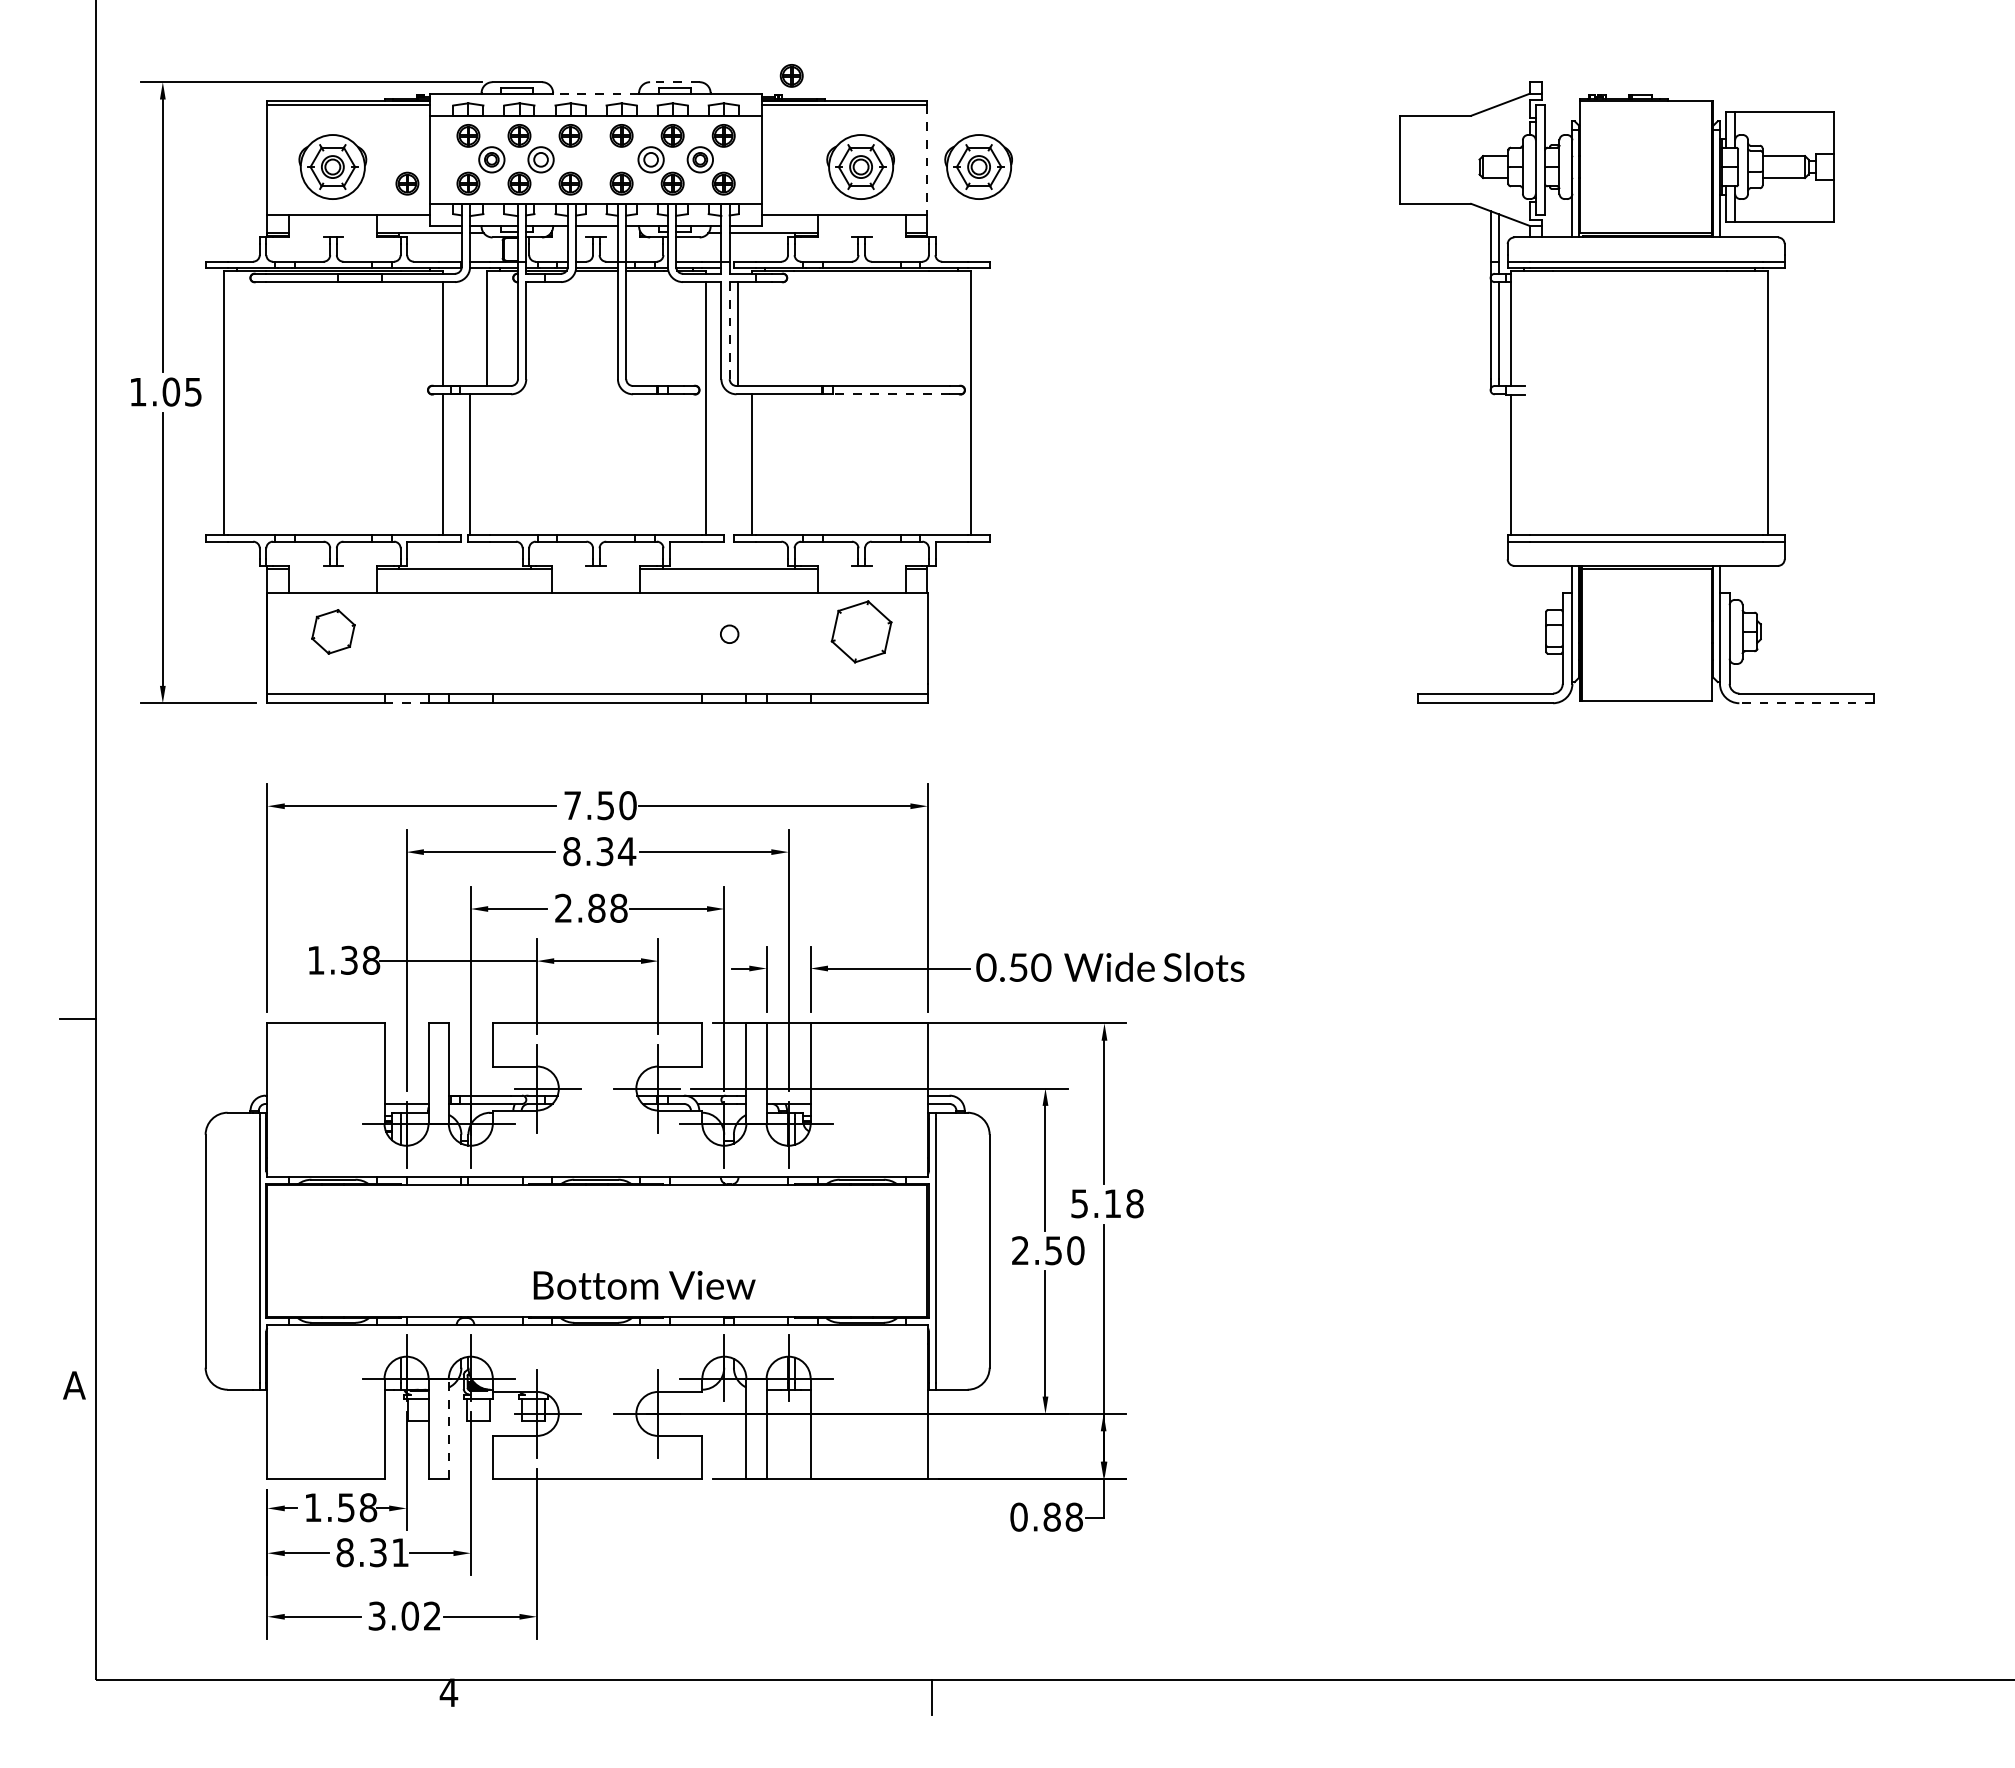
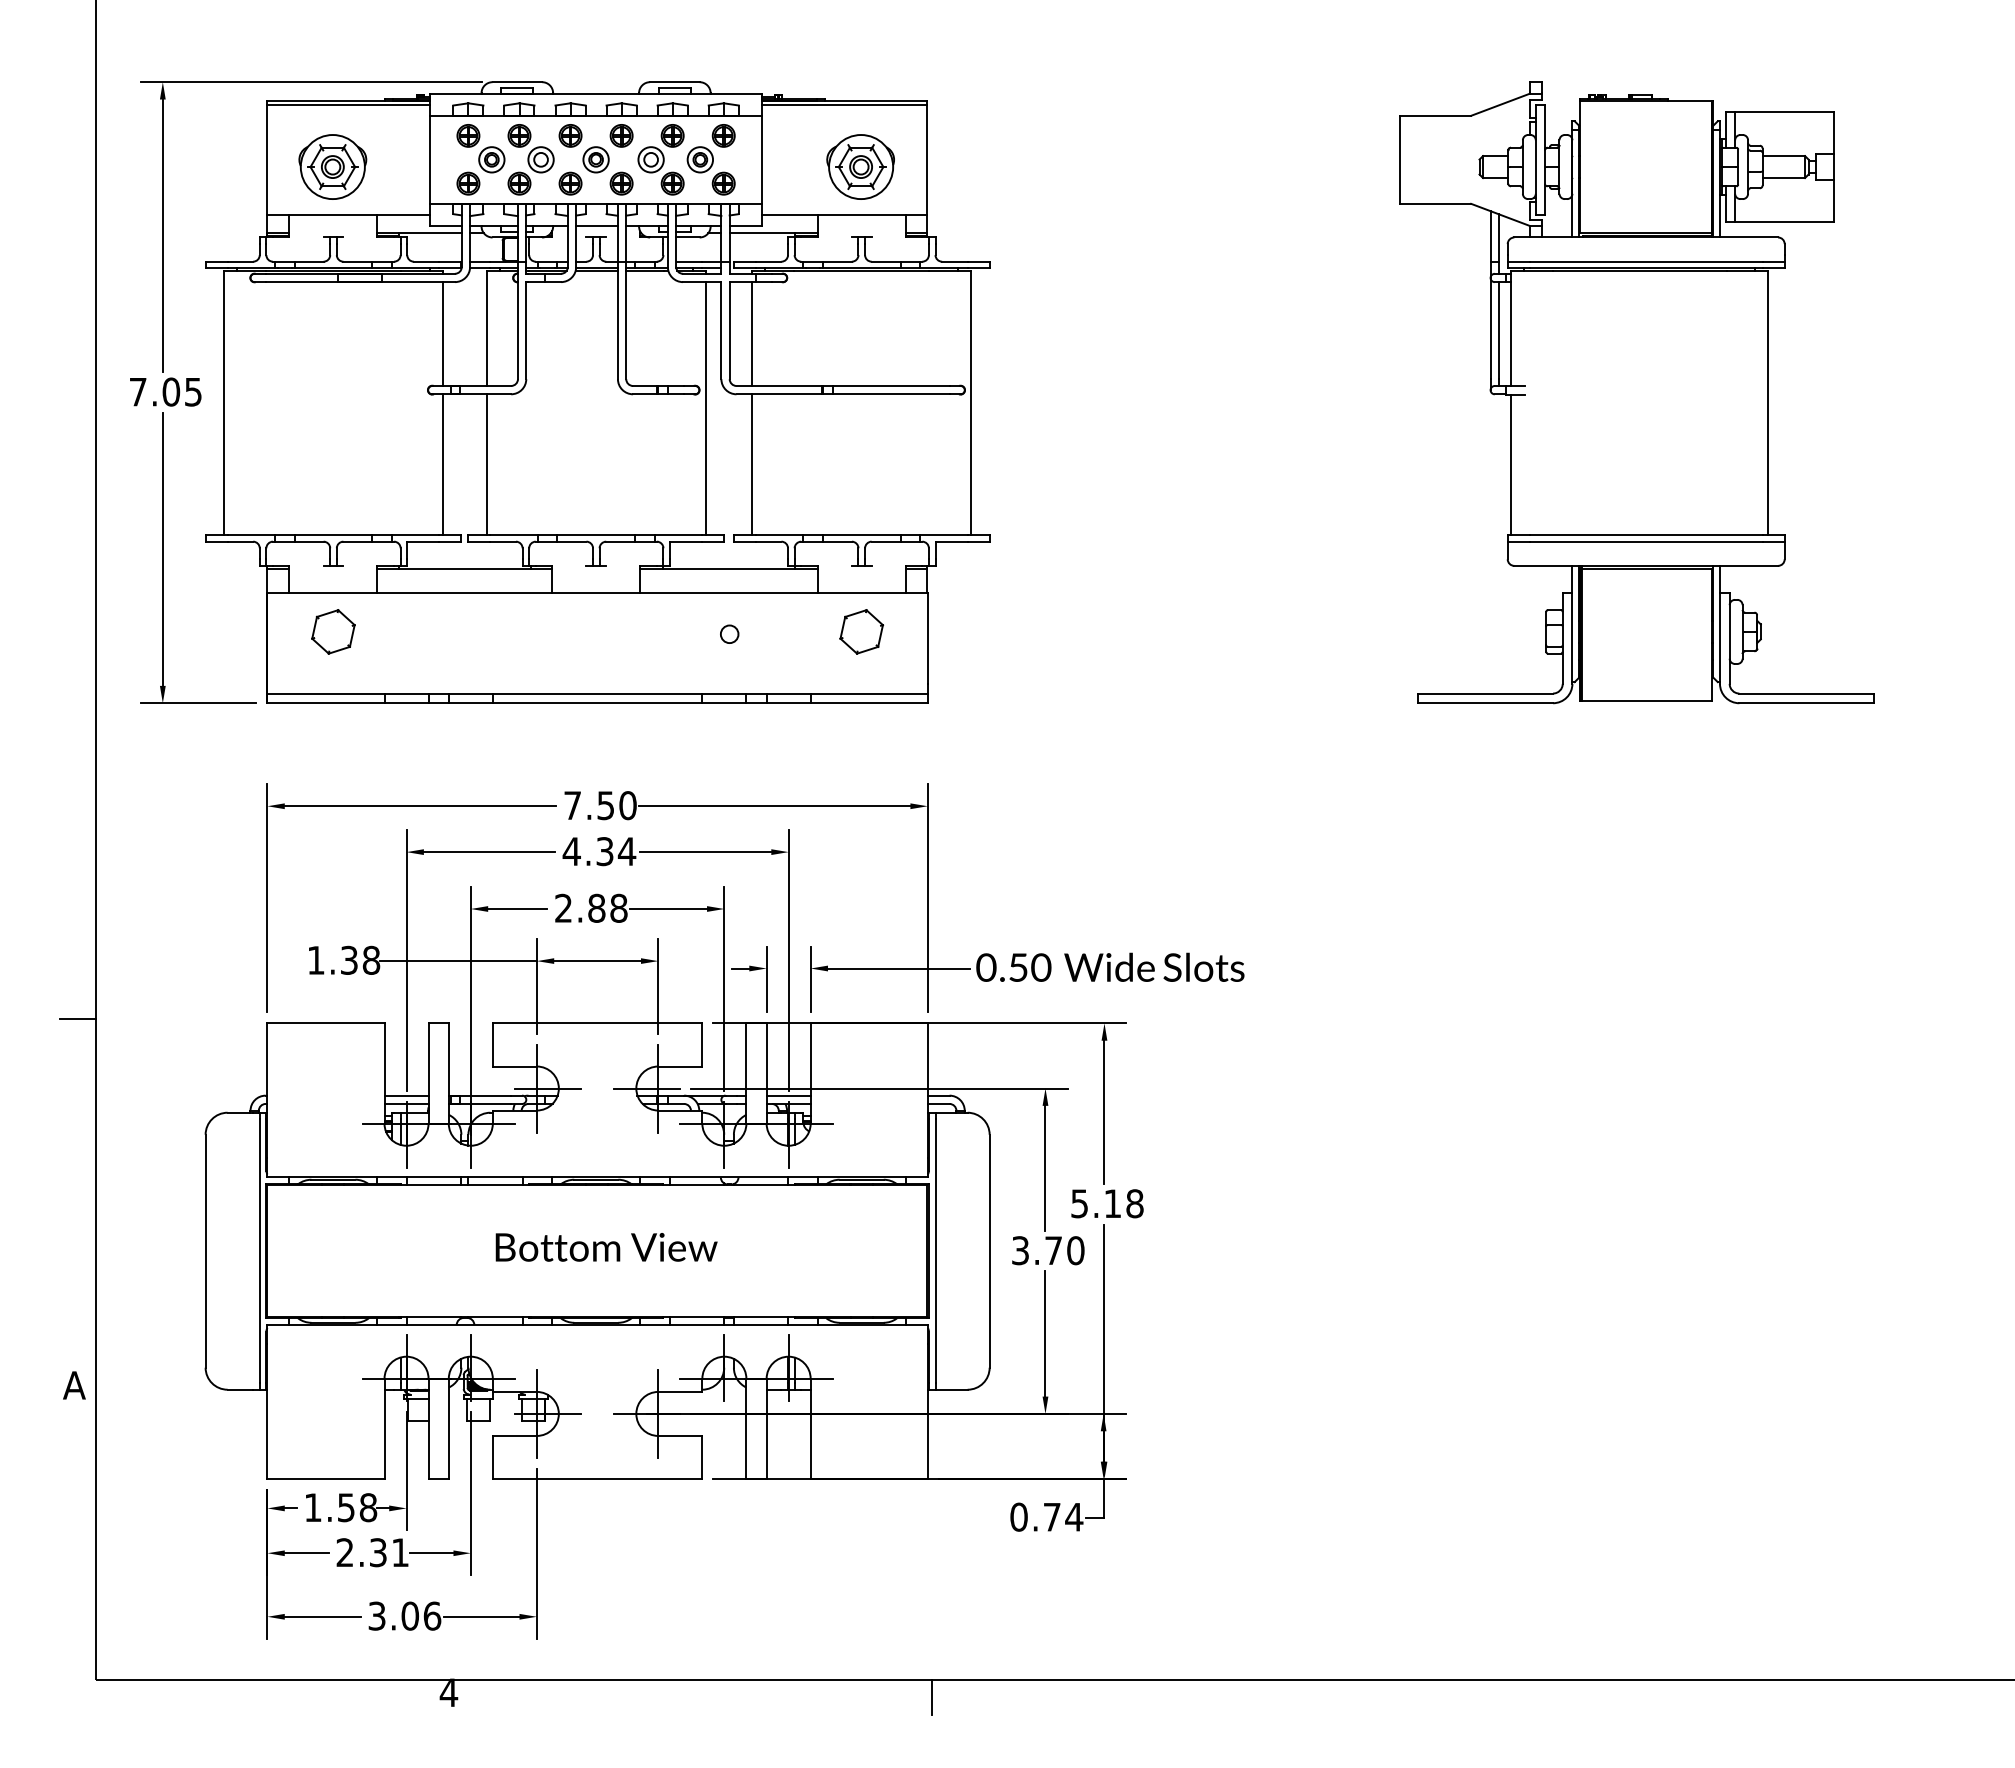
part: present -> none (791, 75)
line: dashed -> solid (674, 82)
line: dashed -> solid (596, 93)
part: none -> present (595, 159)
line: dashed -> solid (927, 160)
part: present -> none (978, 166)
part: present -> none (407, 183)
line: dashed -> solid (729, 330)
line position: (738, 333) -> (752, 333) (752, 333)
text: 1.05 -> 7.05 (138, 392)
line: dashed -> solid (890, 394)
line position: (470, 464) -> (487, 464) (487, 464)
part size: 63x64 px -> 46x46 px (861, 631)
line: dashed -> solid (406, 703)
line: dashed -> solid (1806, 703)
text: 8.34 -> 4.34 (571, 851)
line: none -> present (406, 1095)
line: none -> present (788, 1095)
text: 2.50 -> 3.70 (1036, 1250)
text position: (644, 1285) -> (606, 1247) (606, 1247)
line: dashed -> solid (448, 1428)
text: 0.88 -> 0.74 (1063, 1516)
text: 8.31 -> 2.31 (344, 1552)
text: 3.02 -> 3.06 (432, 1615)
